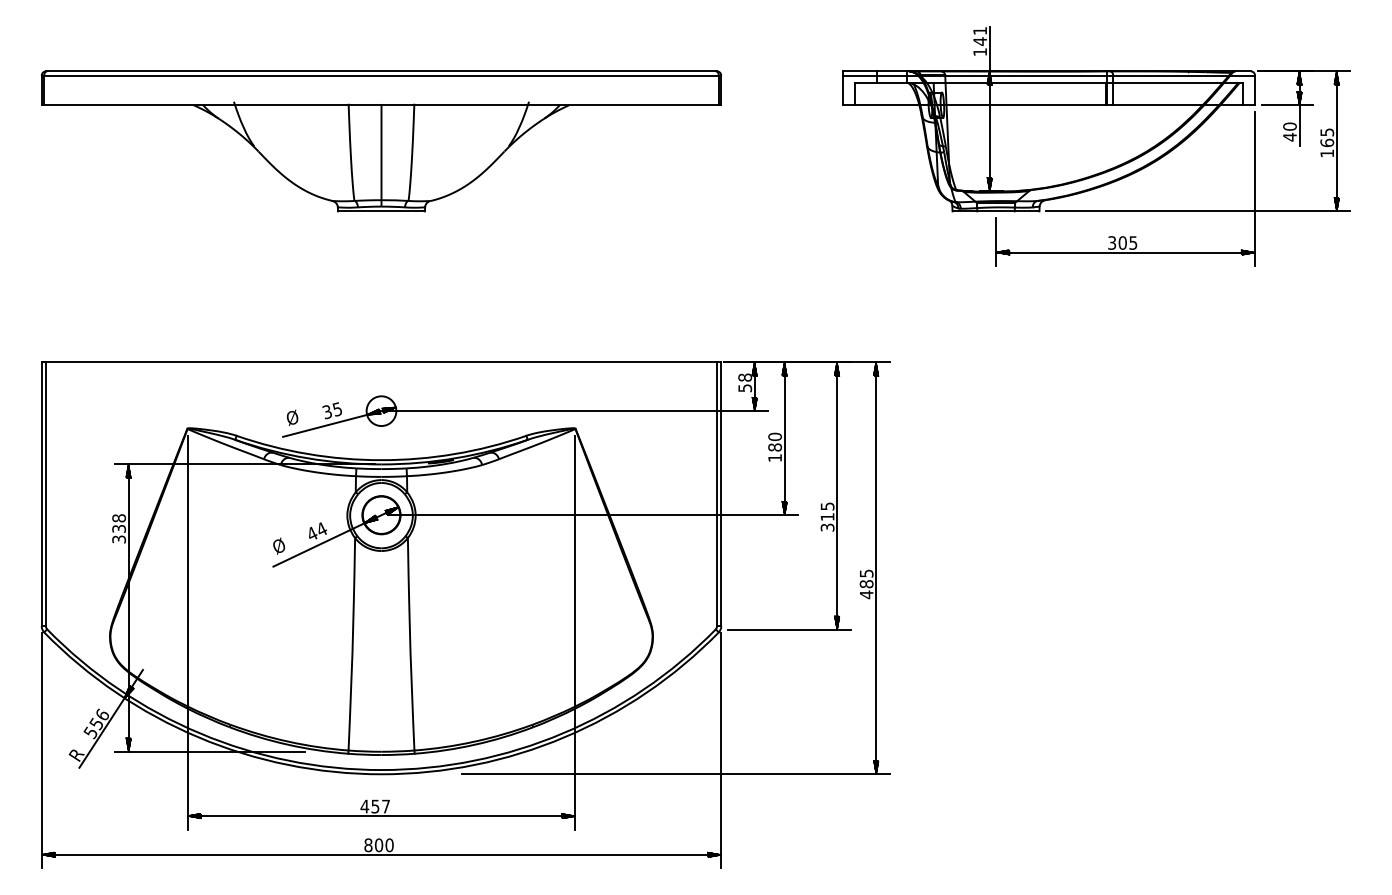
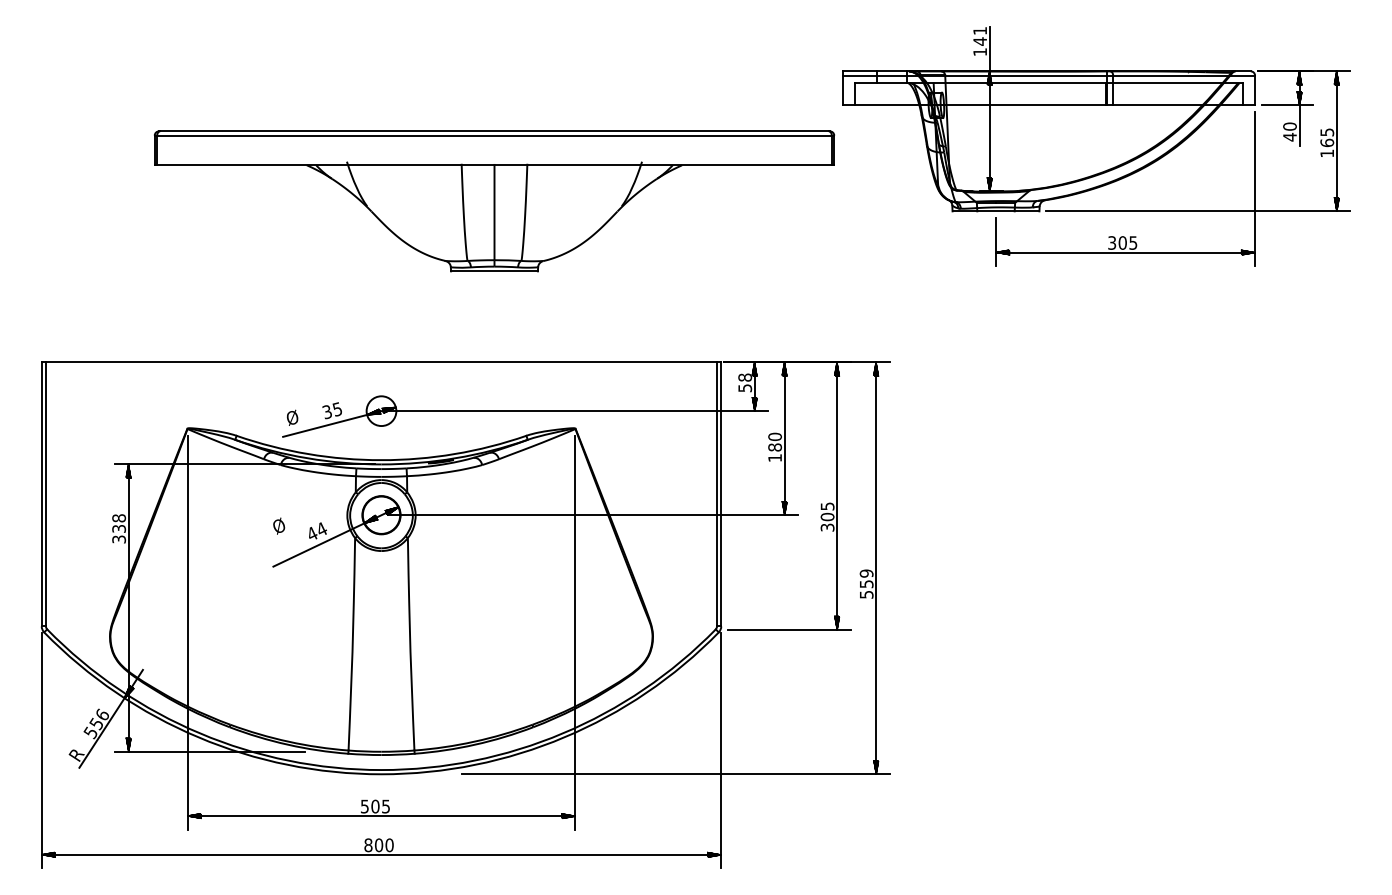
part position: (381, 141) -> (494, 201) (494, 201)
text: 315 -> 305 (827, 516)
text position: (279, 545) -> (279, 525) (279, 525)
text: 485 -> 559 (866, 584)
text: 457 -> 505 (374, 806)
